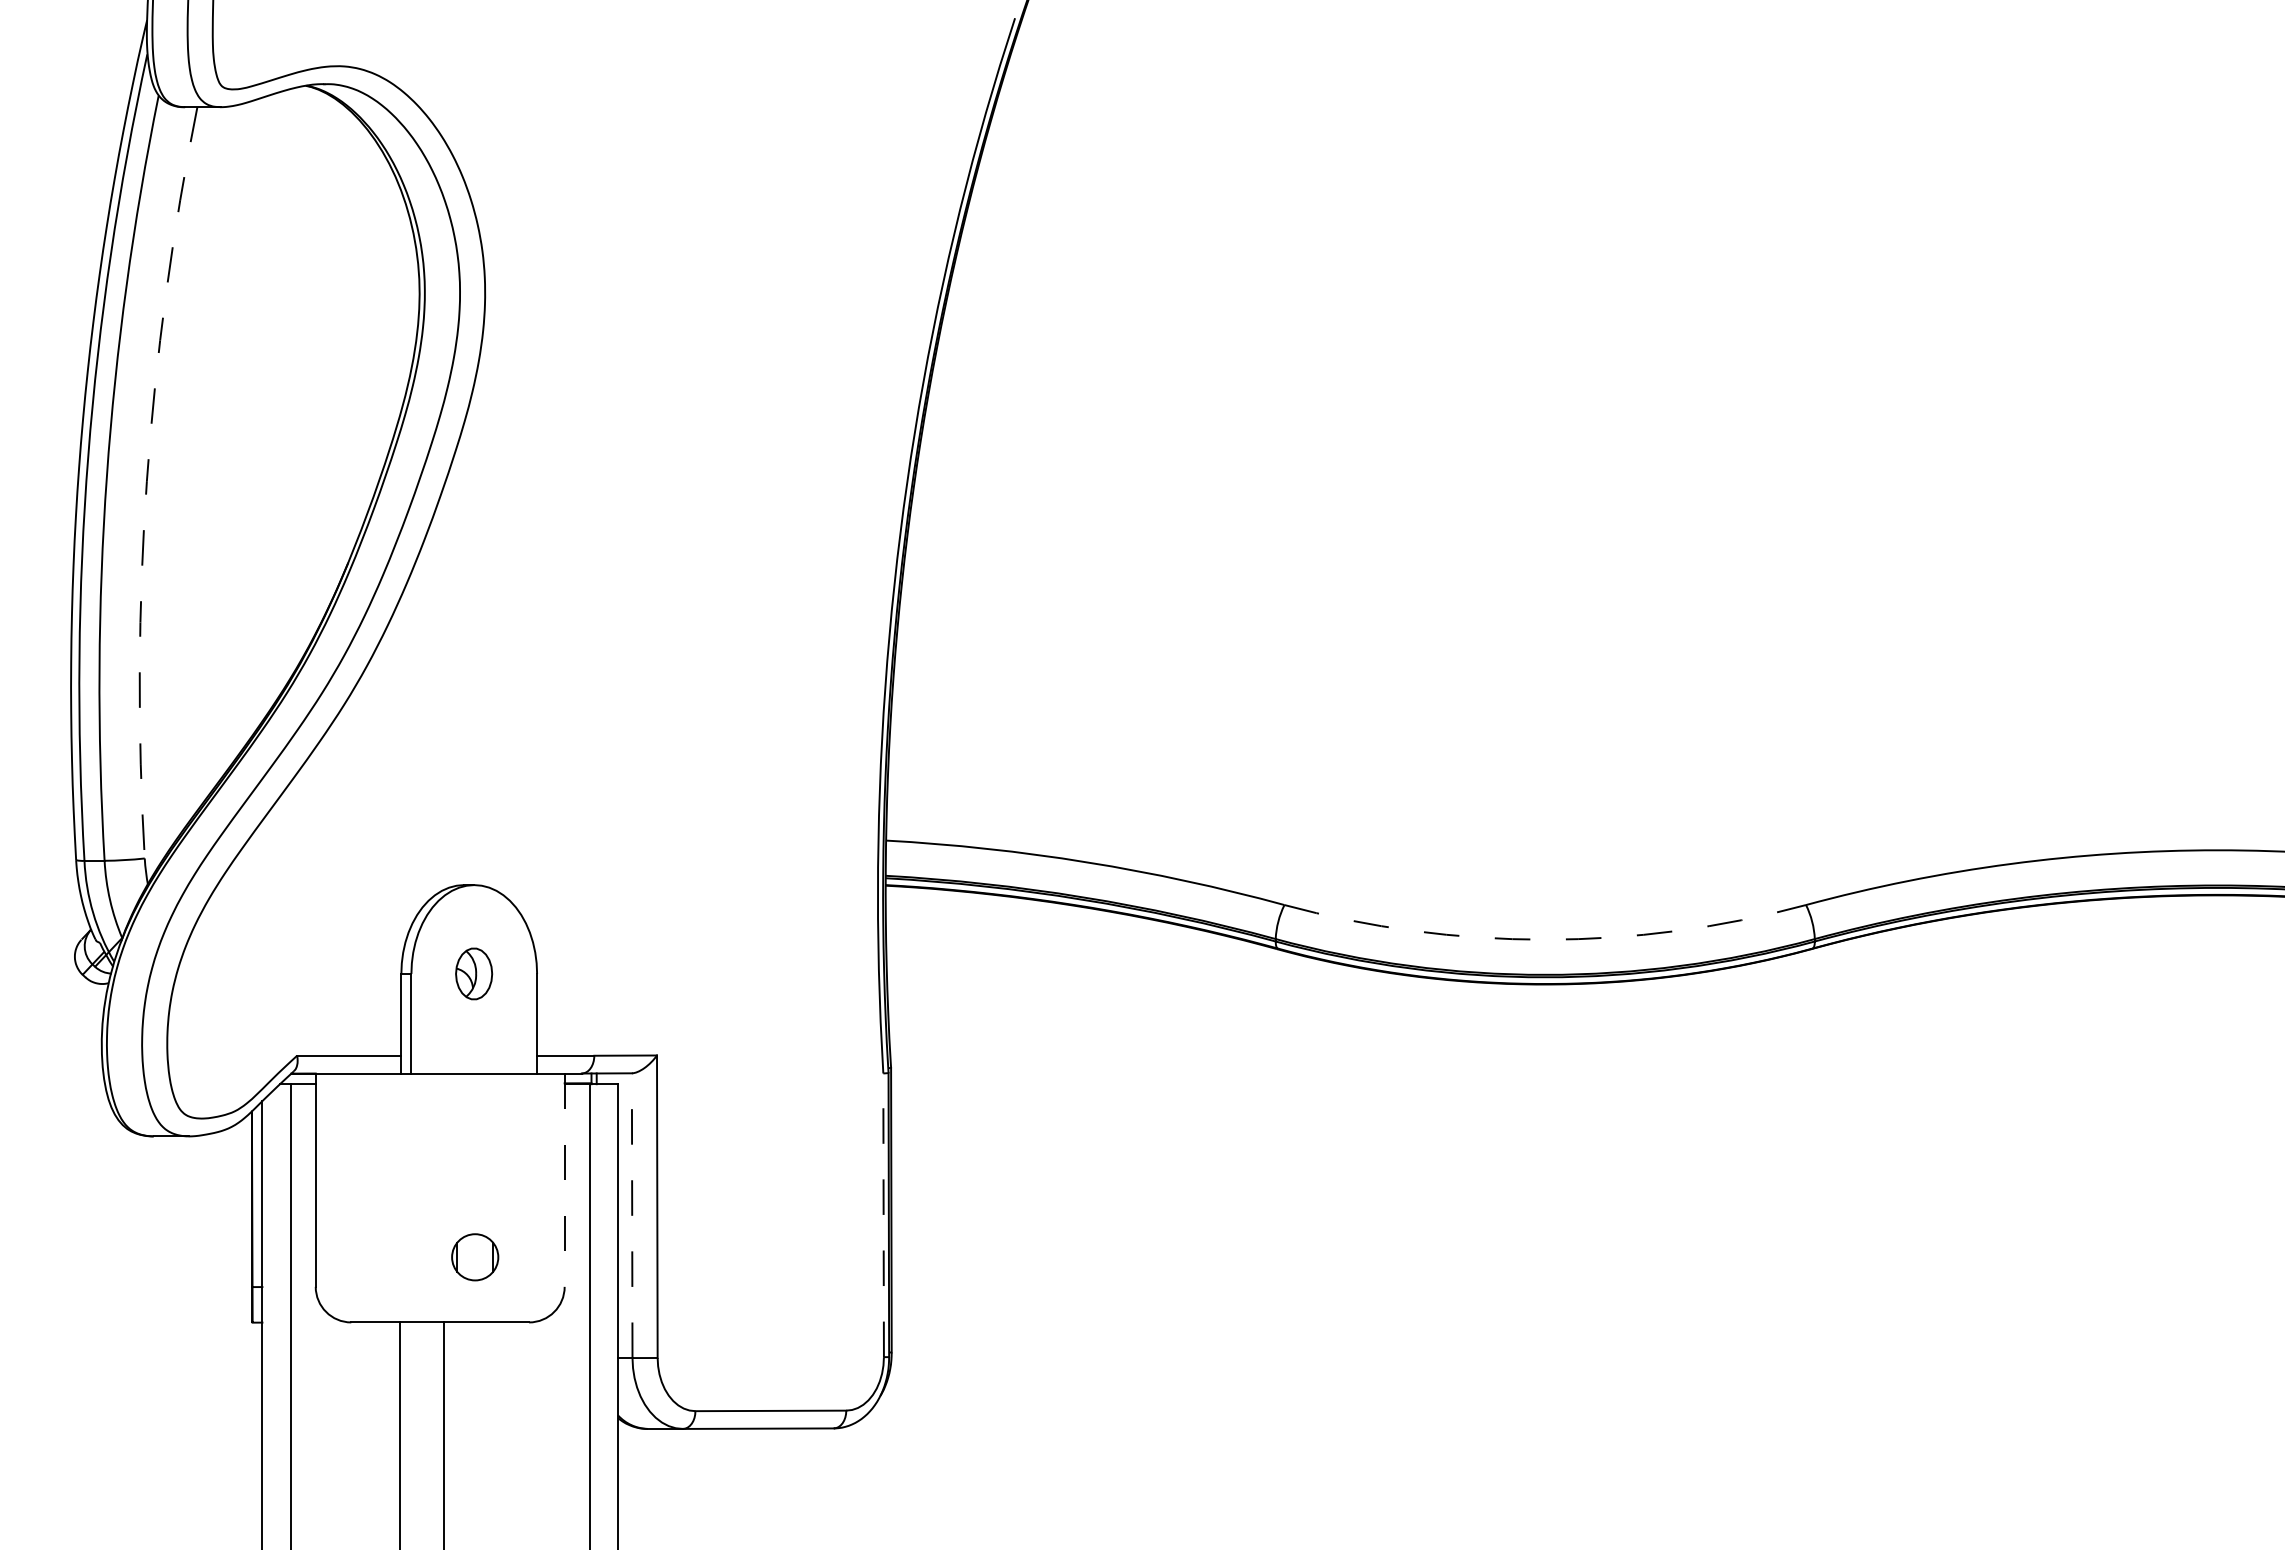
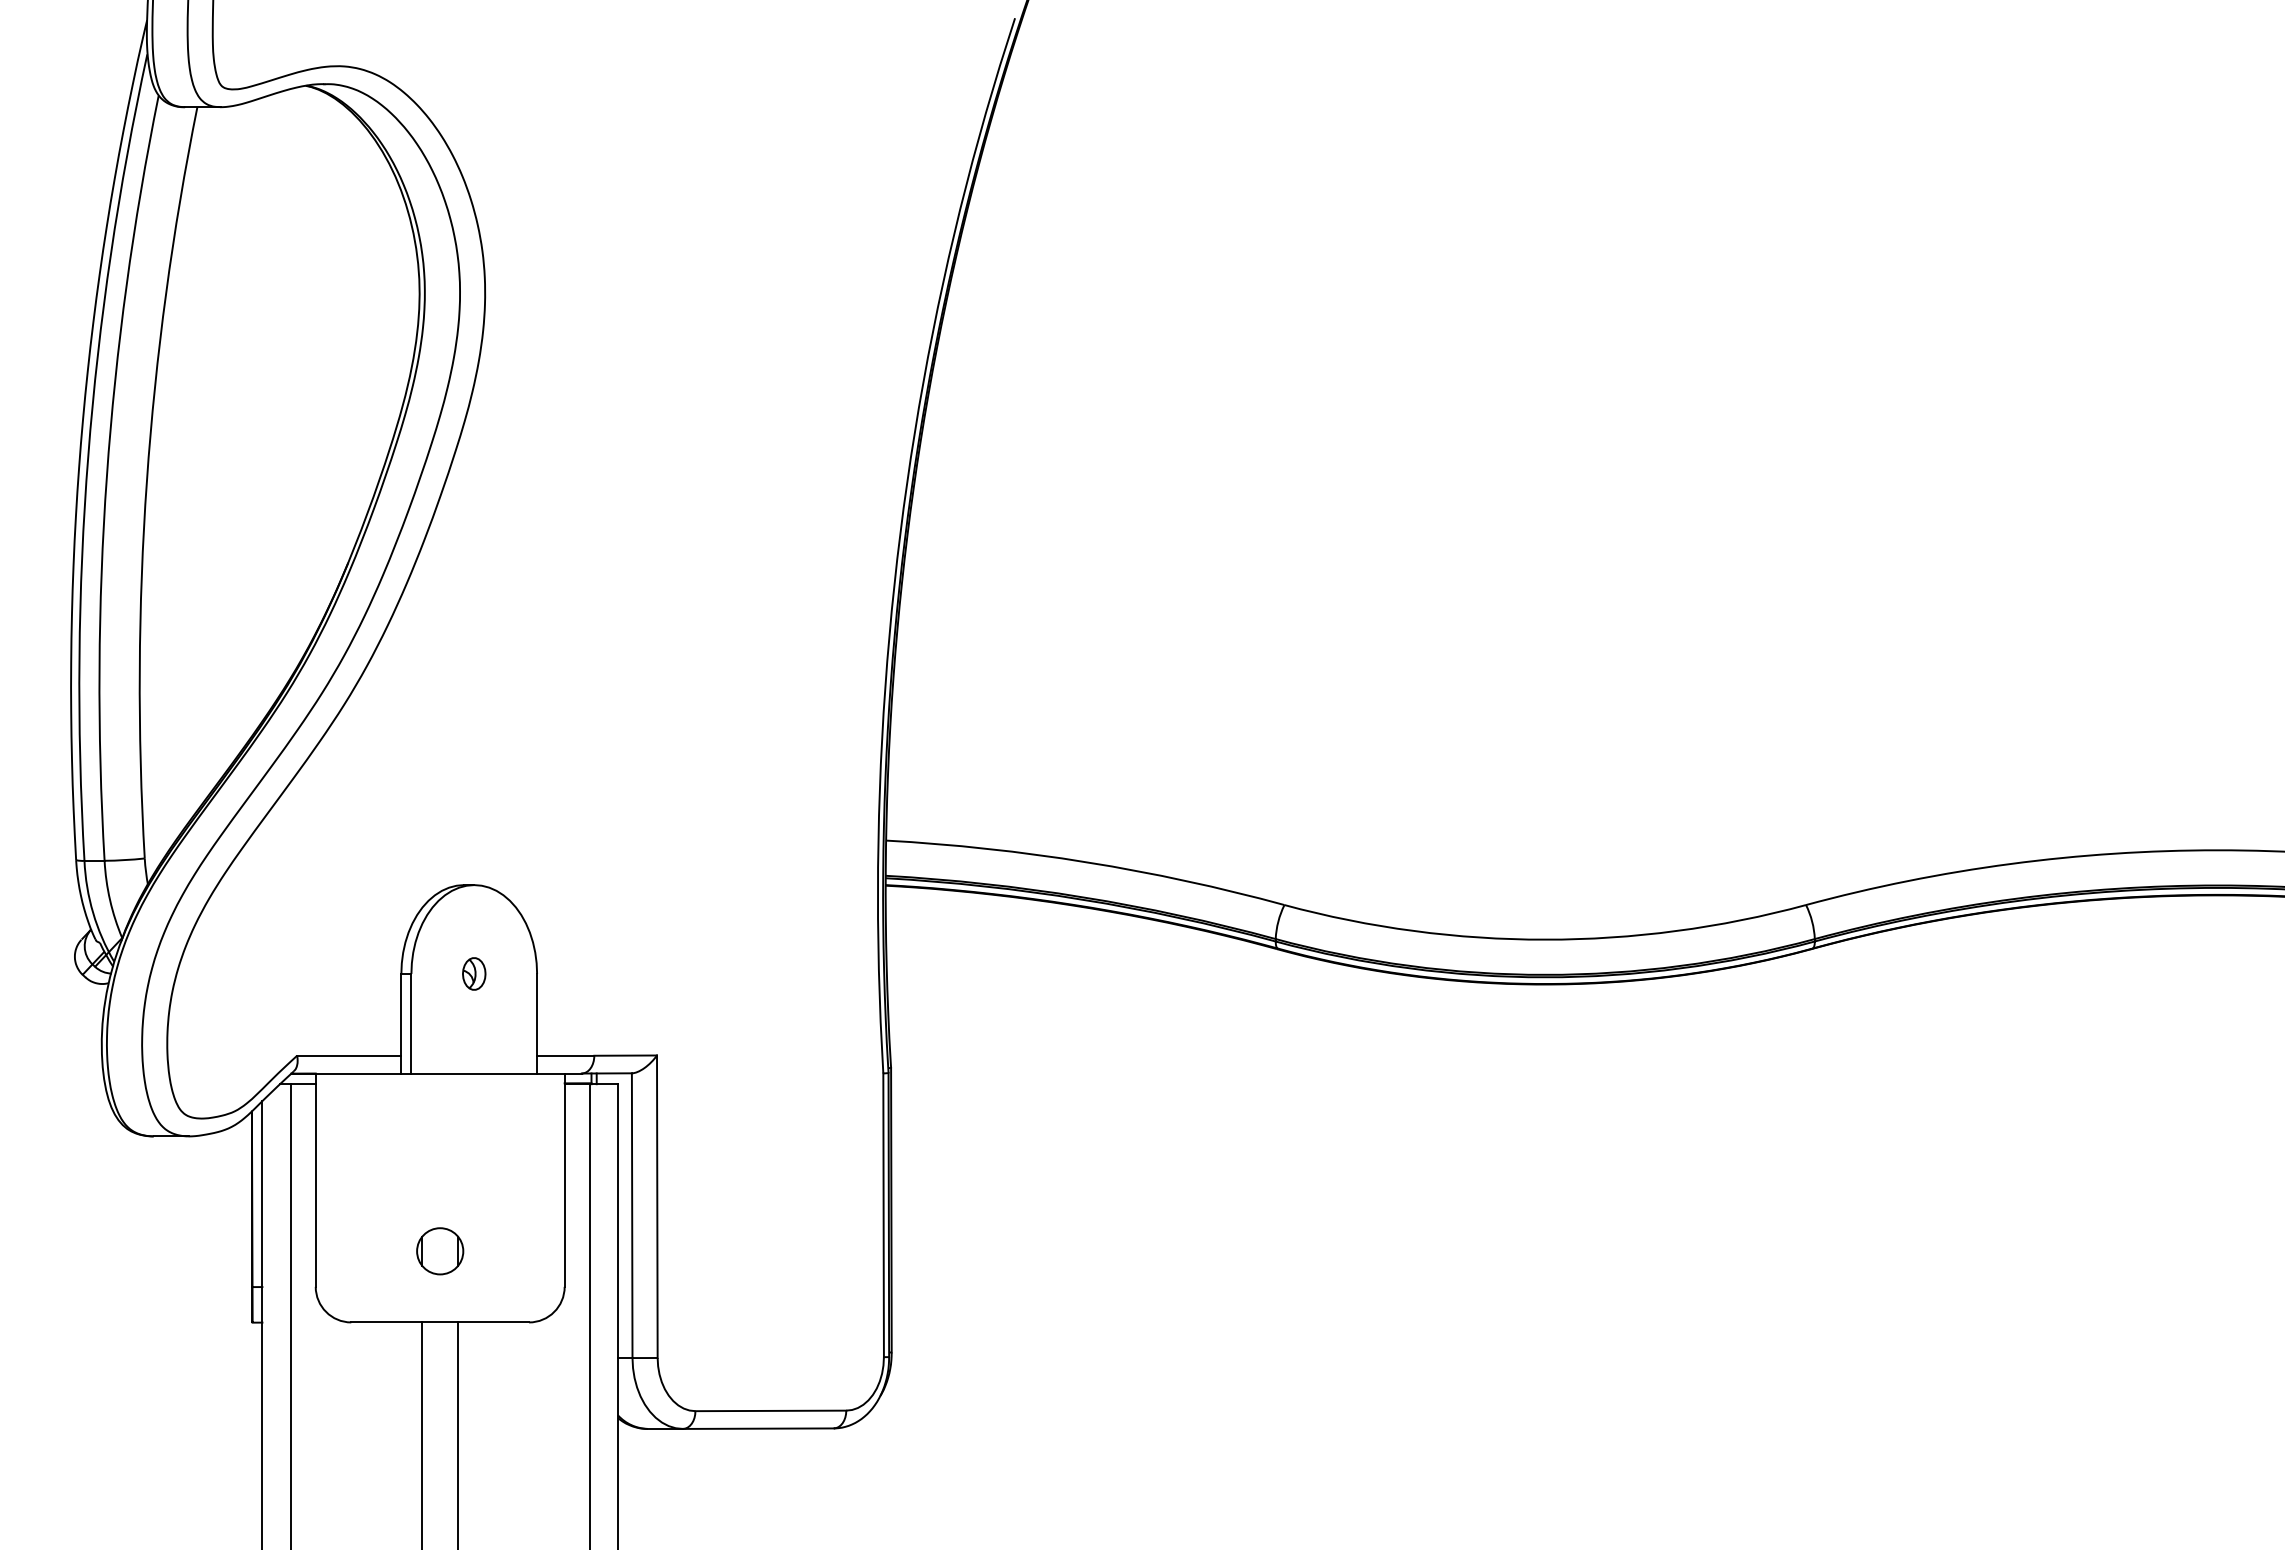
arc: dashed -> solid (146, 481)
arc: dashed -> solid (1545, 939)
part size: 39x54 px -> 25x34 px (474, 973)
line: dashed -> solid (564, 1180)
line: dashed -> solid (632, 1215)
line: dashed -> solid (883, 1215)
part position: (475, 1257) -> (440, 1251) (440, 1251)
line position: (400, 1434) -> (422, 1434) (422, 1434)
line position: (443, 1434) -> (457, 1434) (457, 1434)
